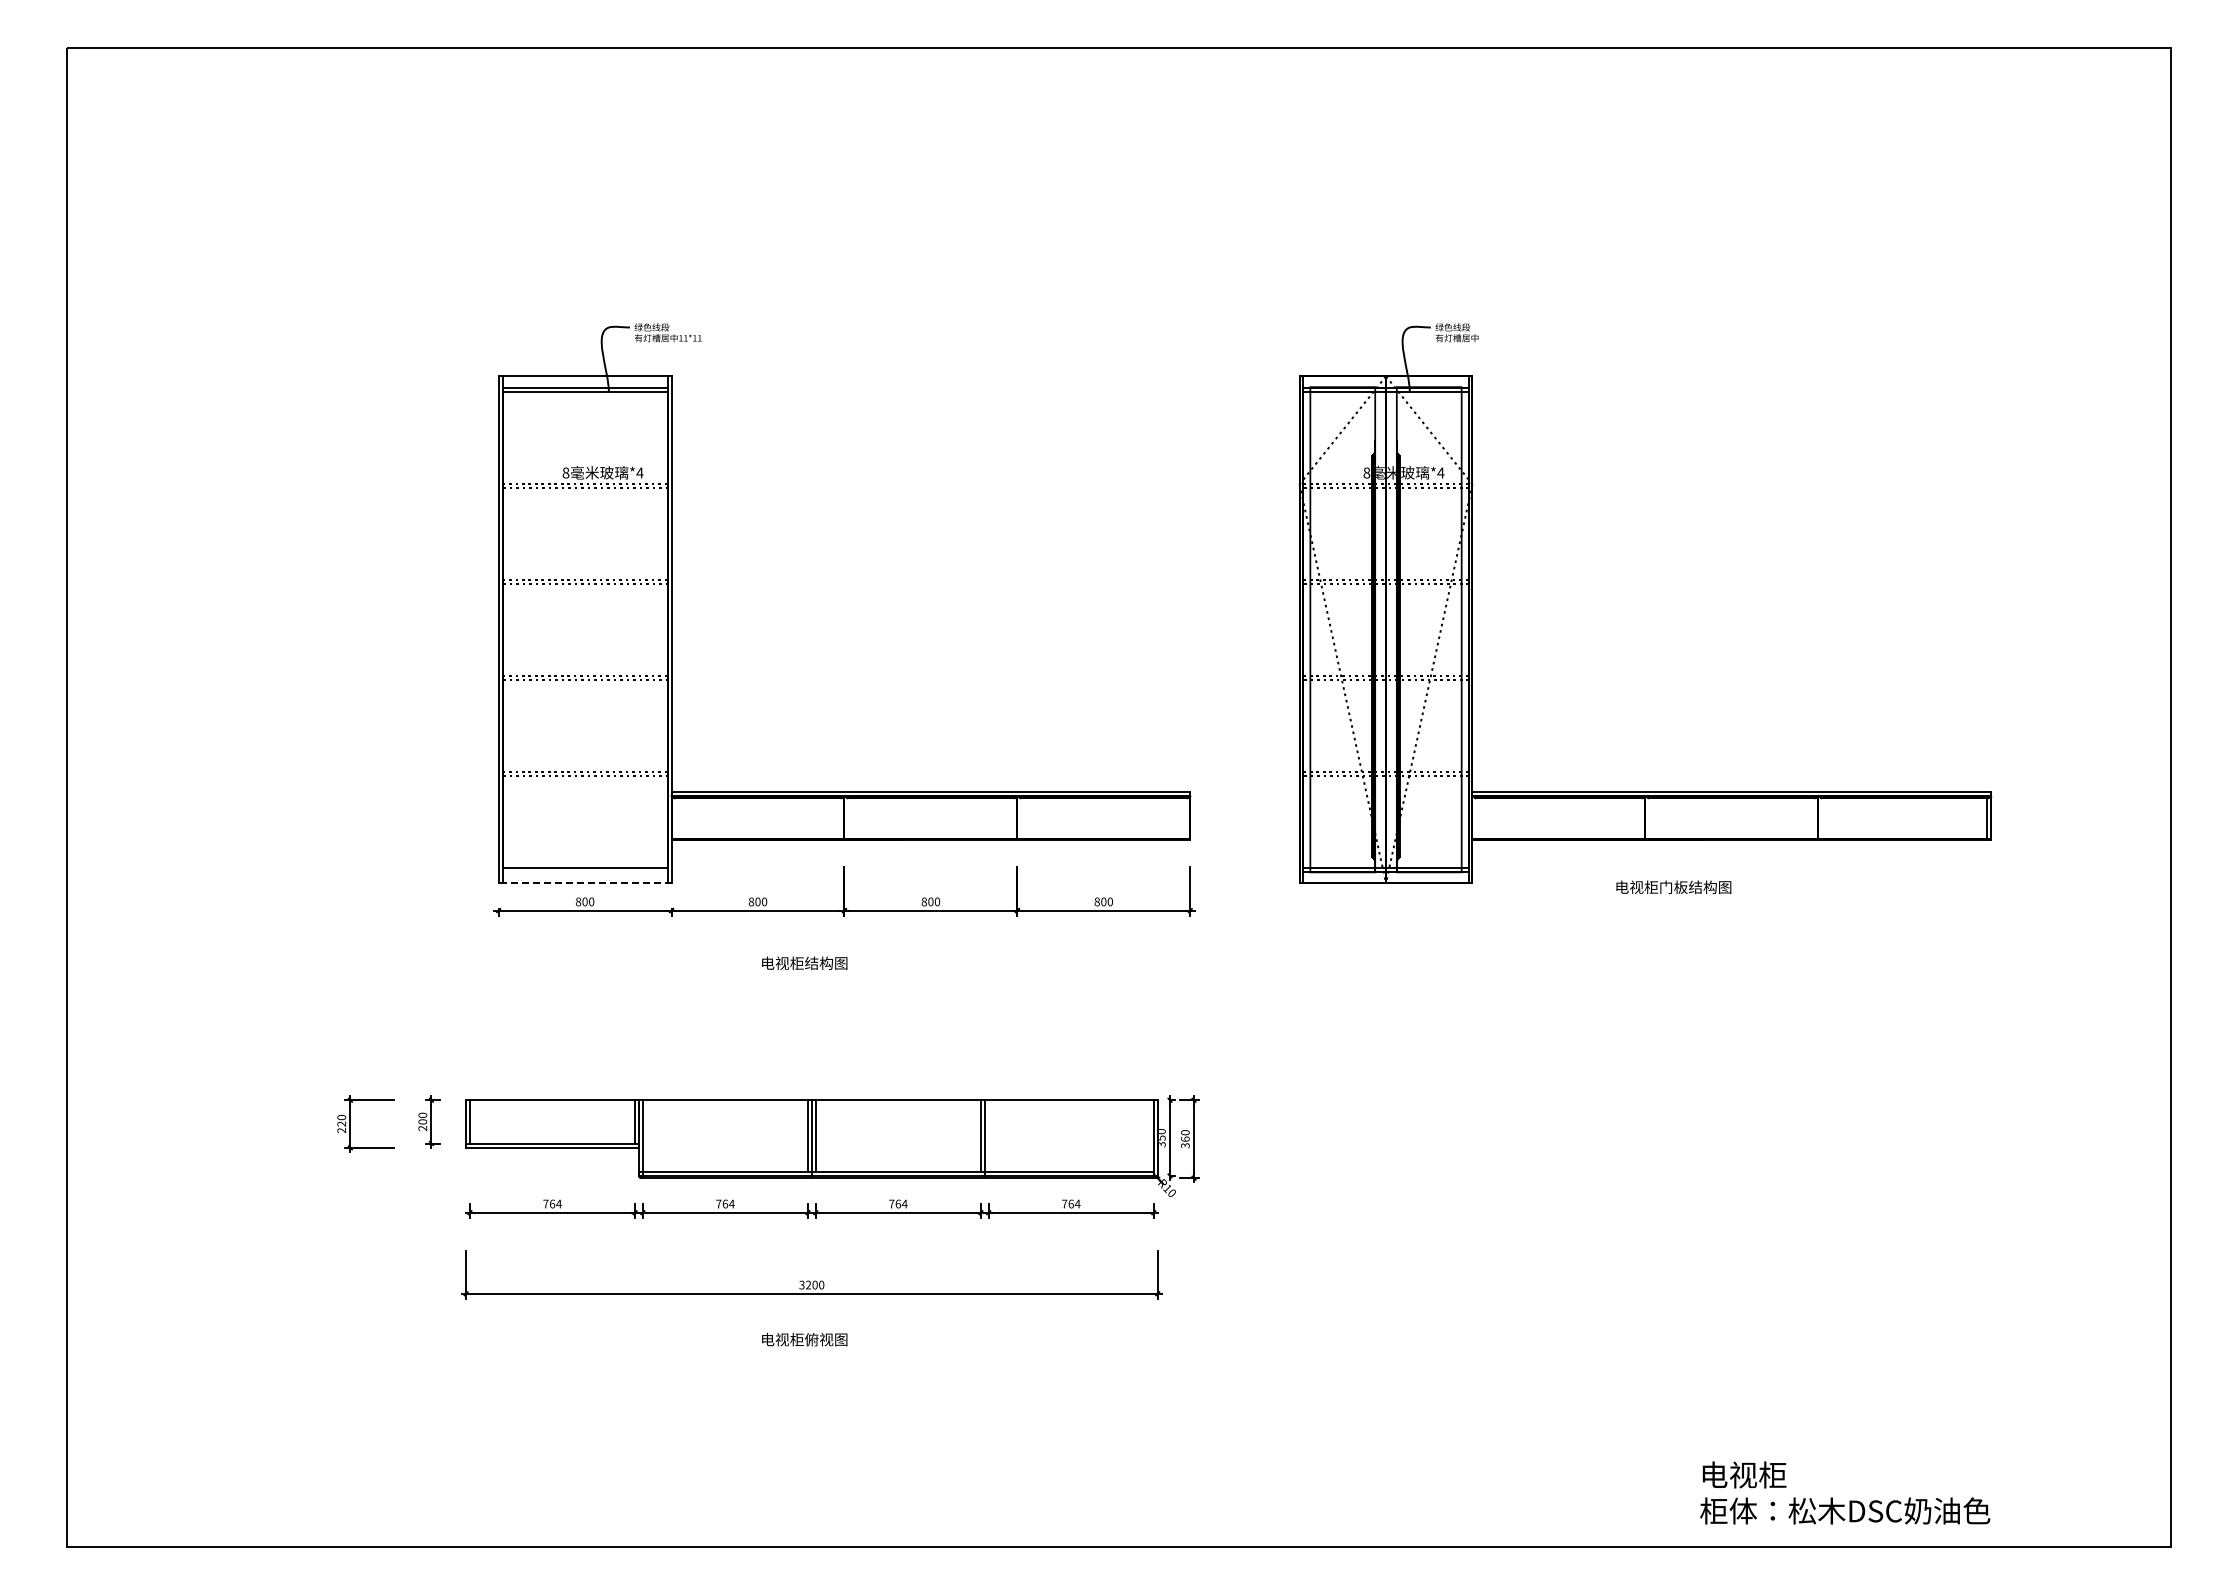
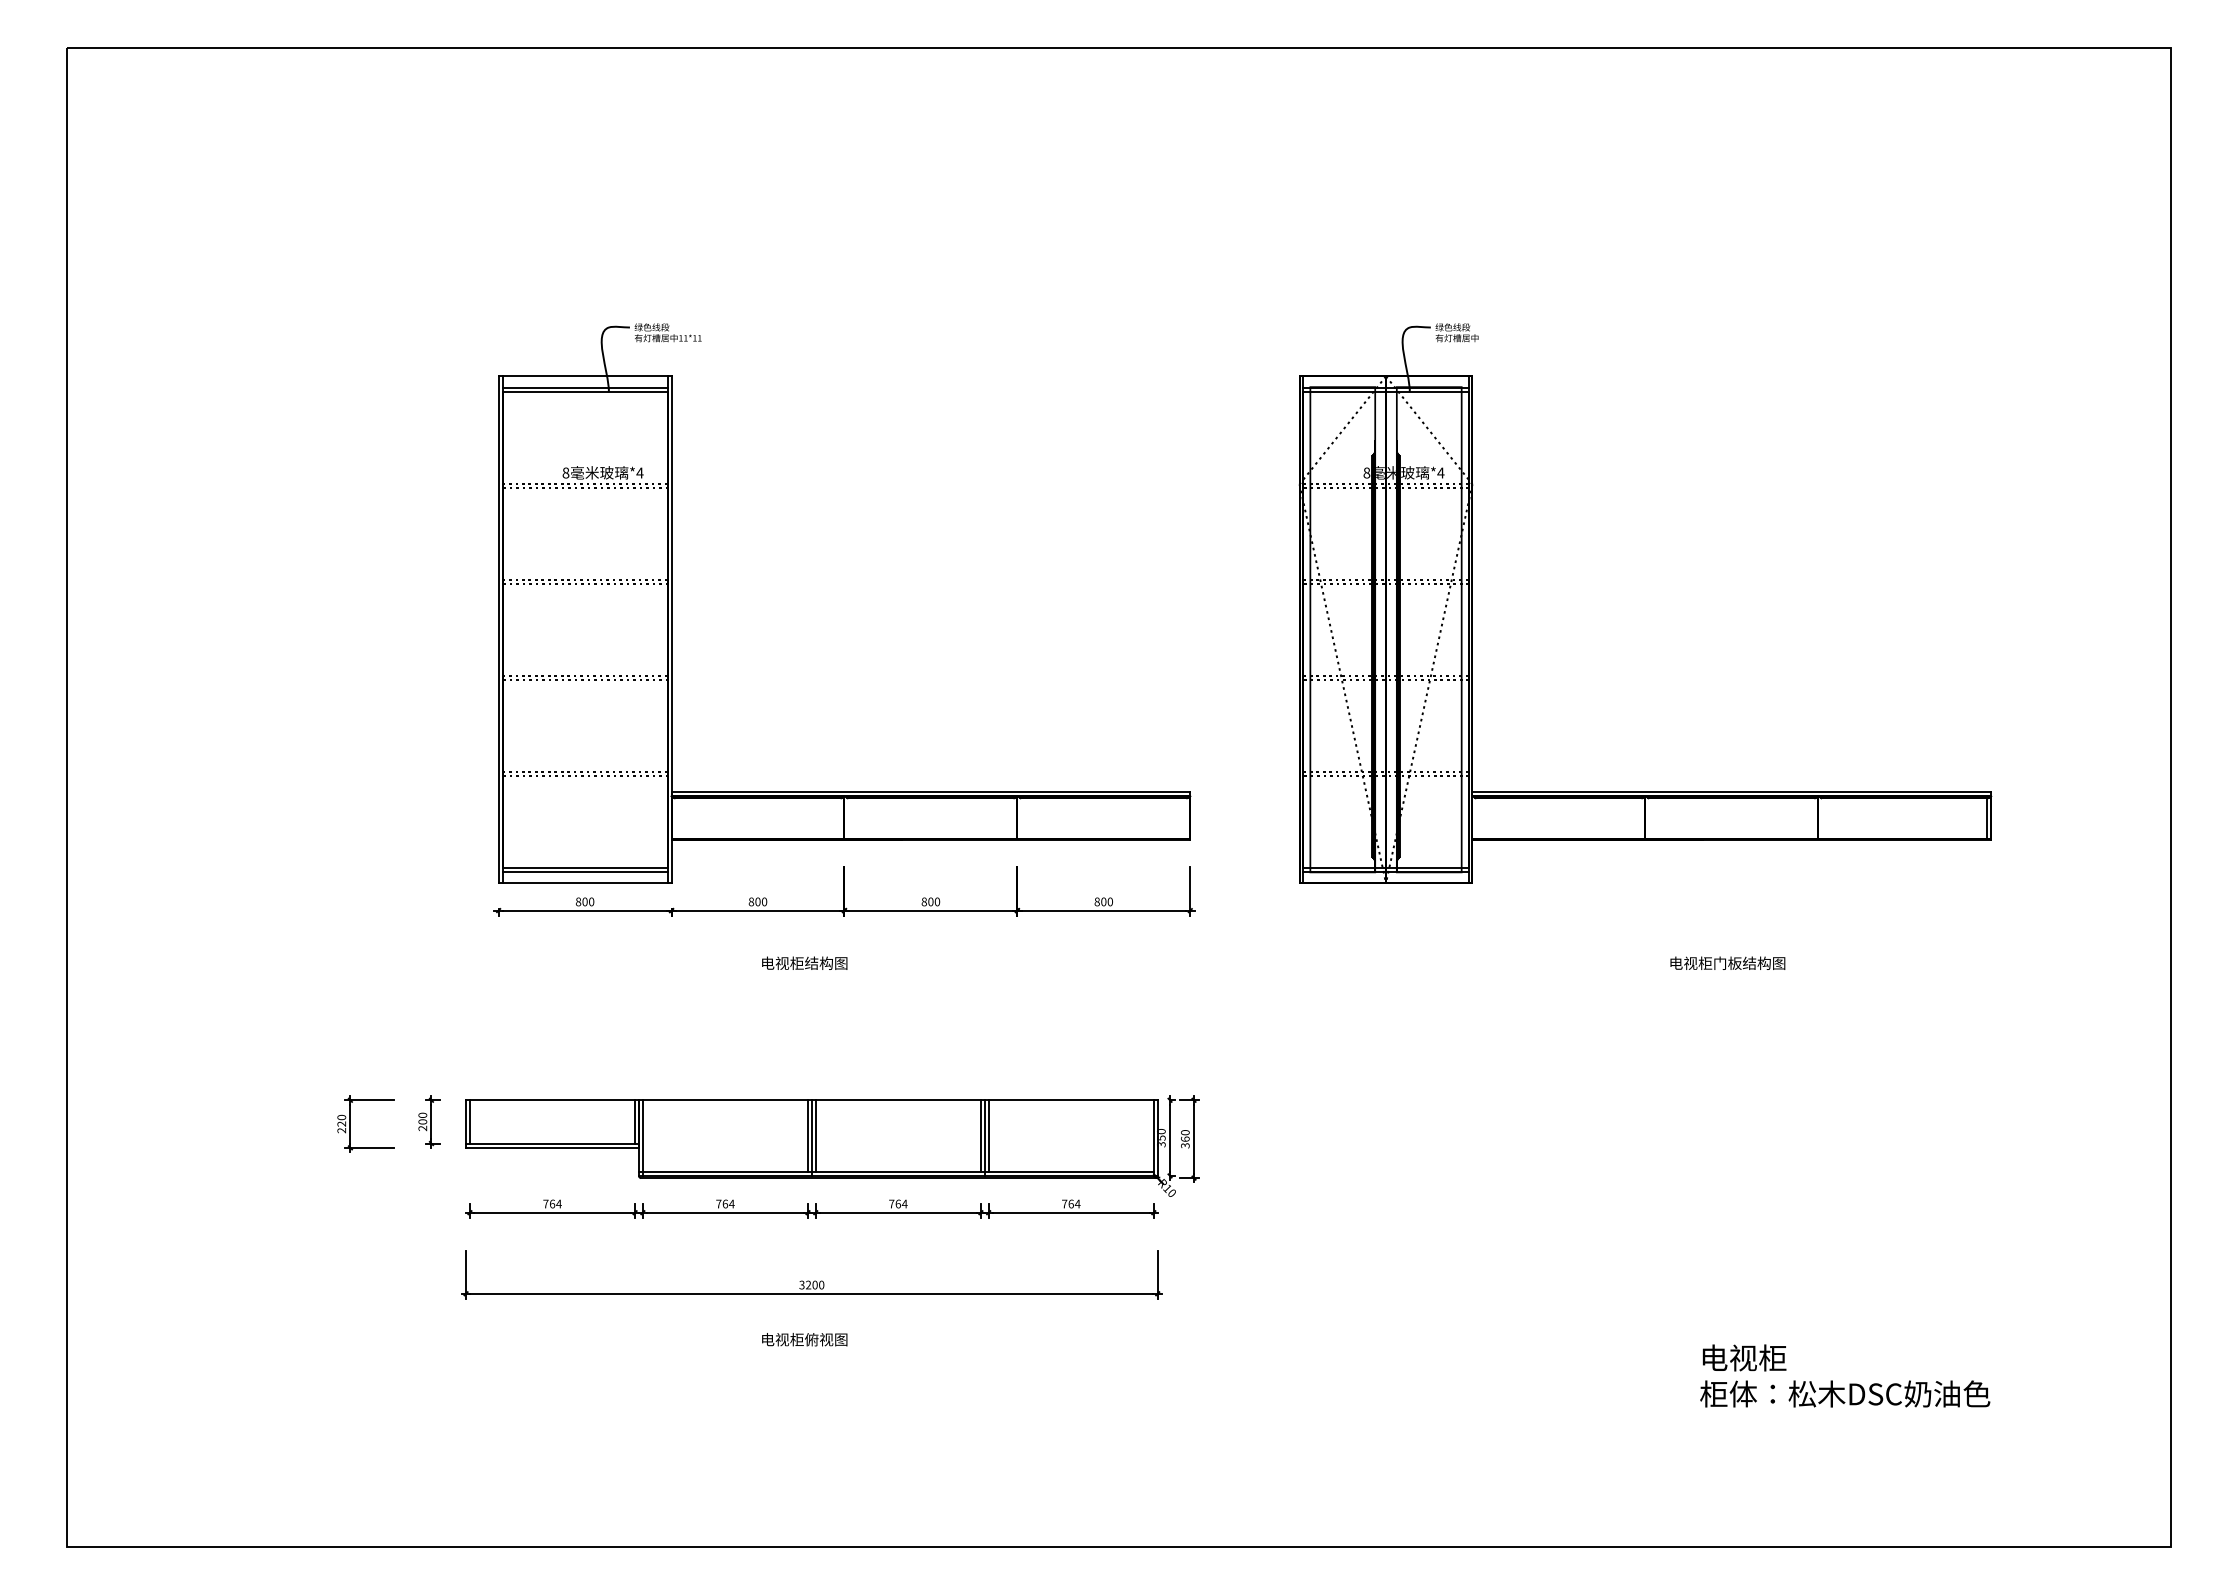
line: none -> present (584, 872)
line: dashed -> solid (584, 883)
text position: (1673, 886) -> (1727, 962) (1727, 962)
line: none -> present (988, 1136)
text position: (1845, 1492) -> (1845, 1375) (1845, 1375)
